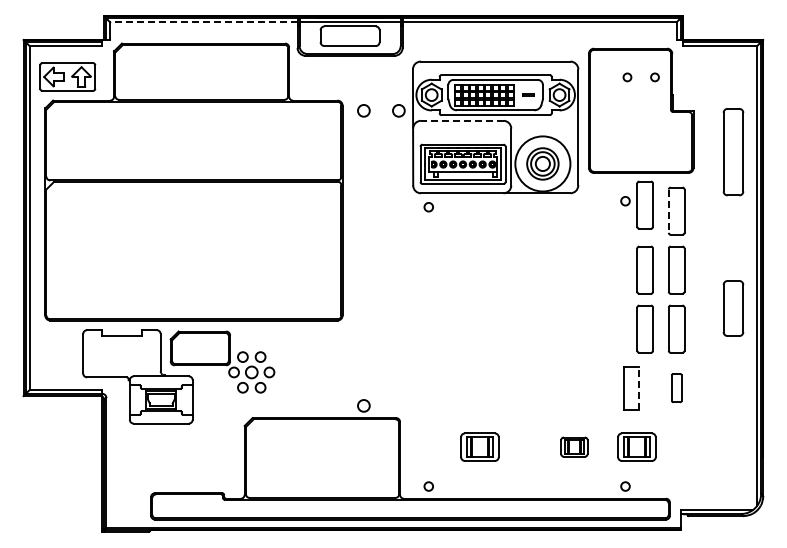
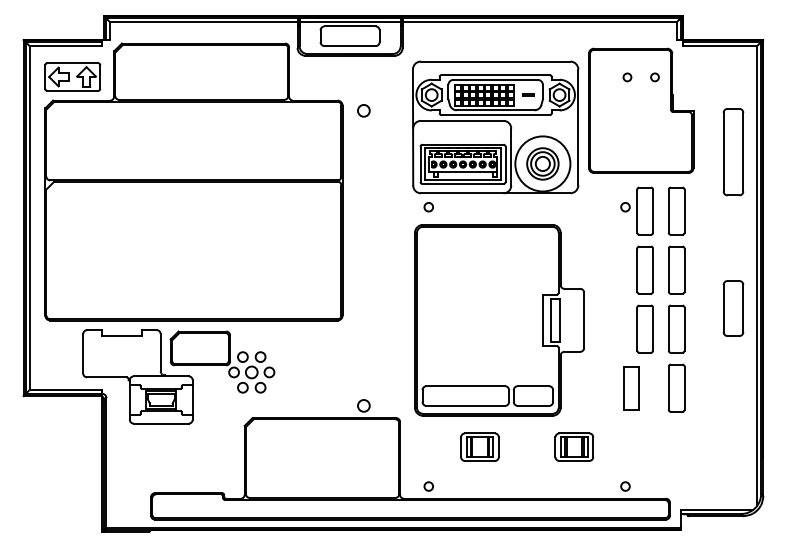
line: dashed -> solid (203, 22)
part position: (67, 76) -> (72, 76) (72, 76)
circle: present -> none (398, 110)
line: dashed -> solid (461, 120)
part position: (636, 204) -> (636, 210) (636, 210)
line: dashed -> solid (668, 211)
part: none -> present (499, 320)
part size: 12x30 px -> 18x50 px (676, 387)
line: dashed -> solid (639, 388)
part size: 29x22 px -> 41x30 px (574, 446)
part: present -> none (636, 446)
